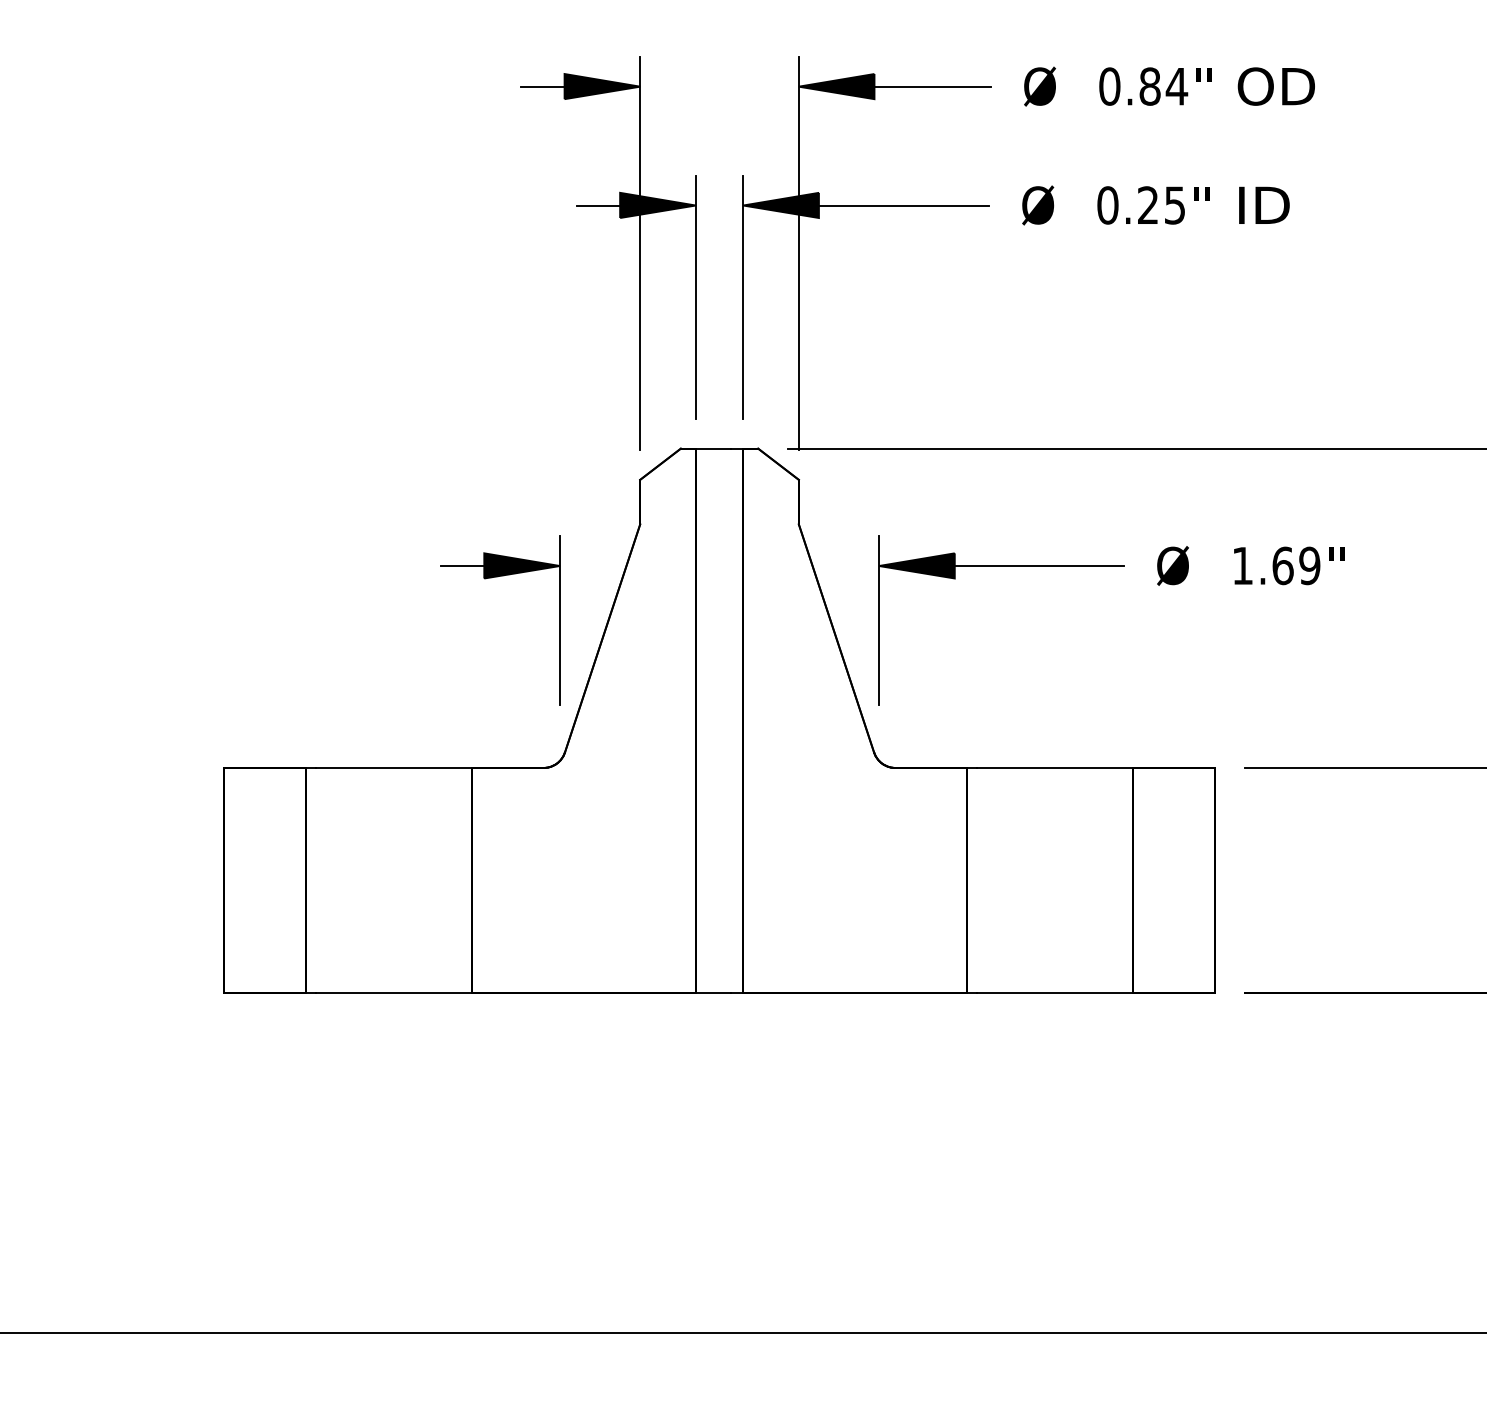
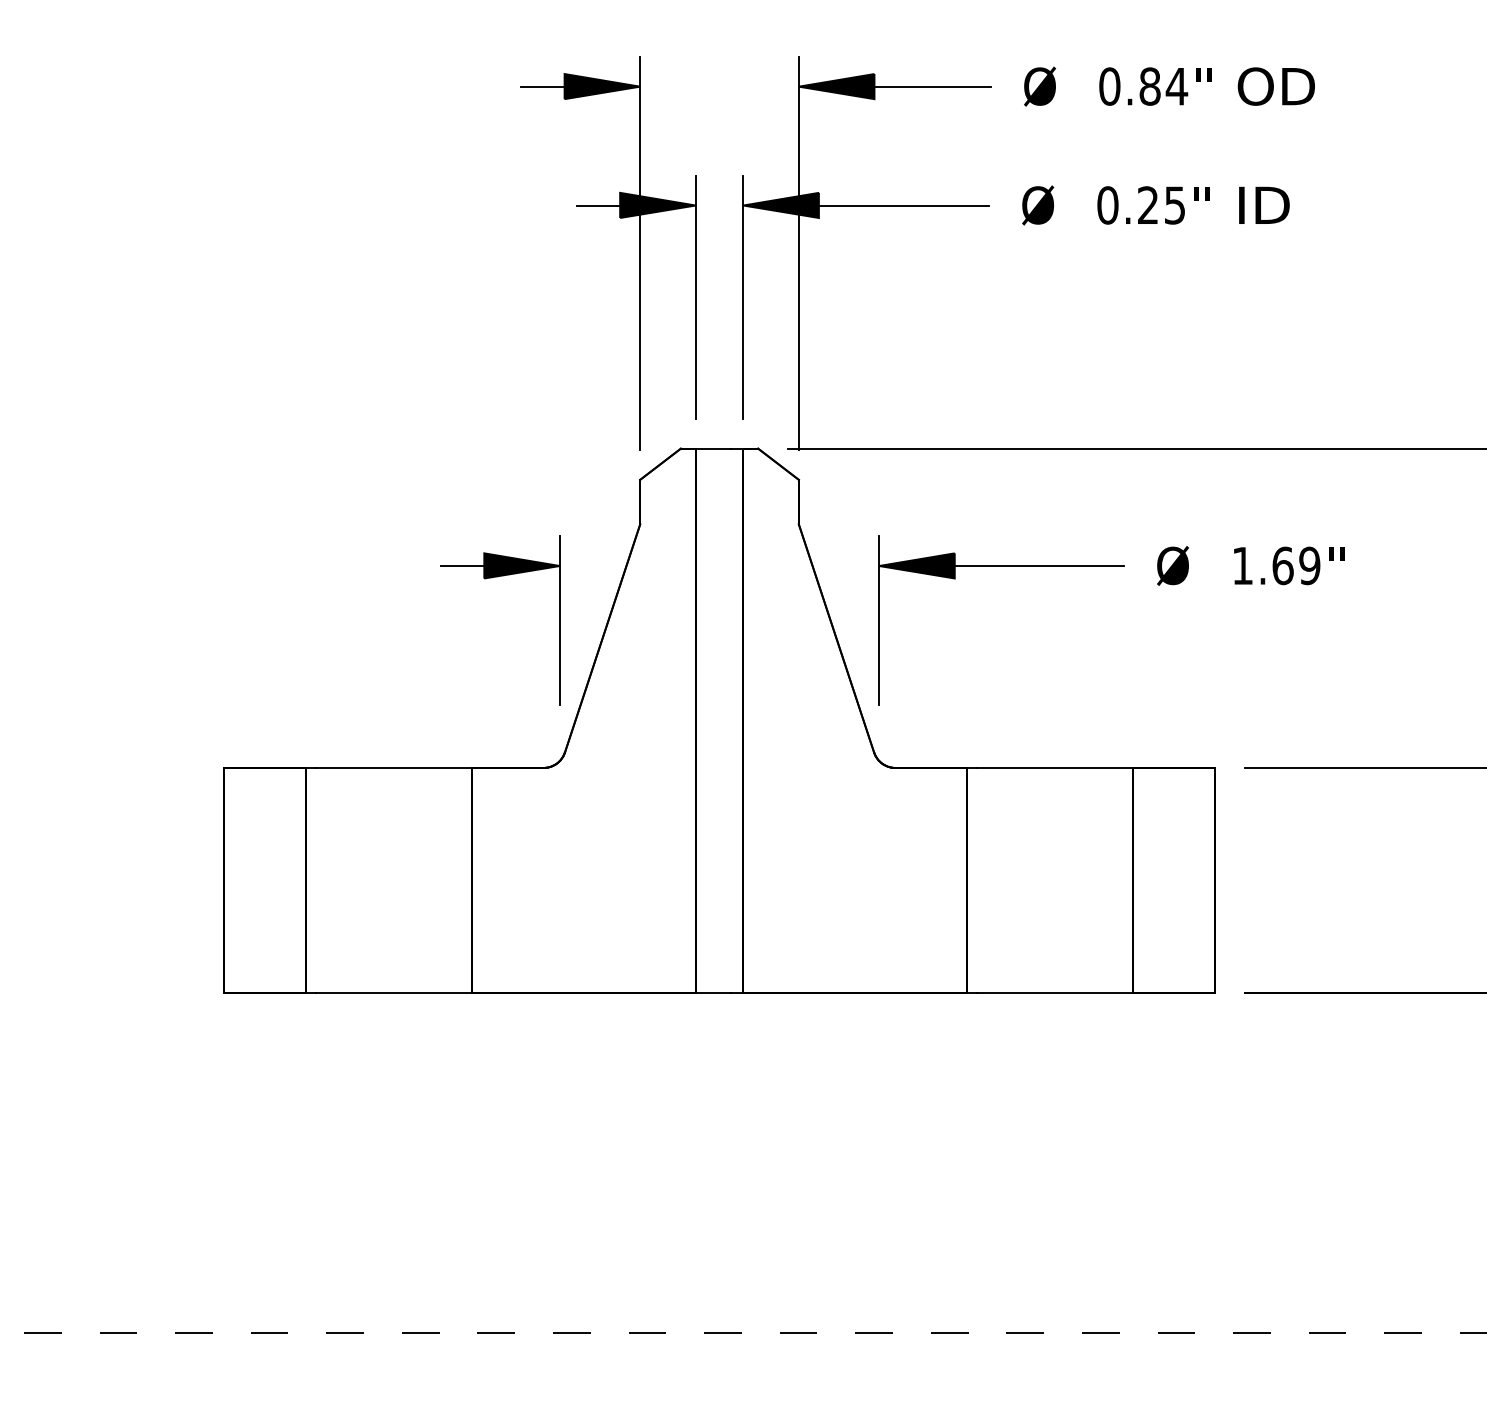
line: solid -> dashed (743, 1332)
